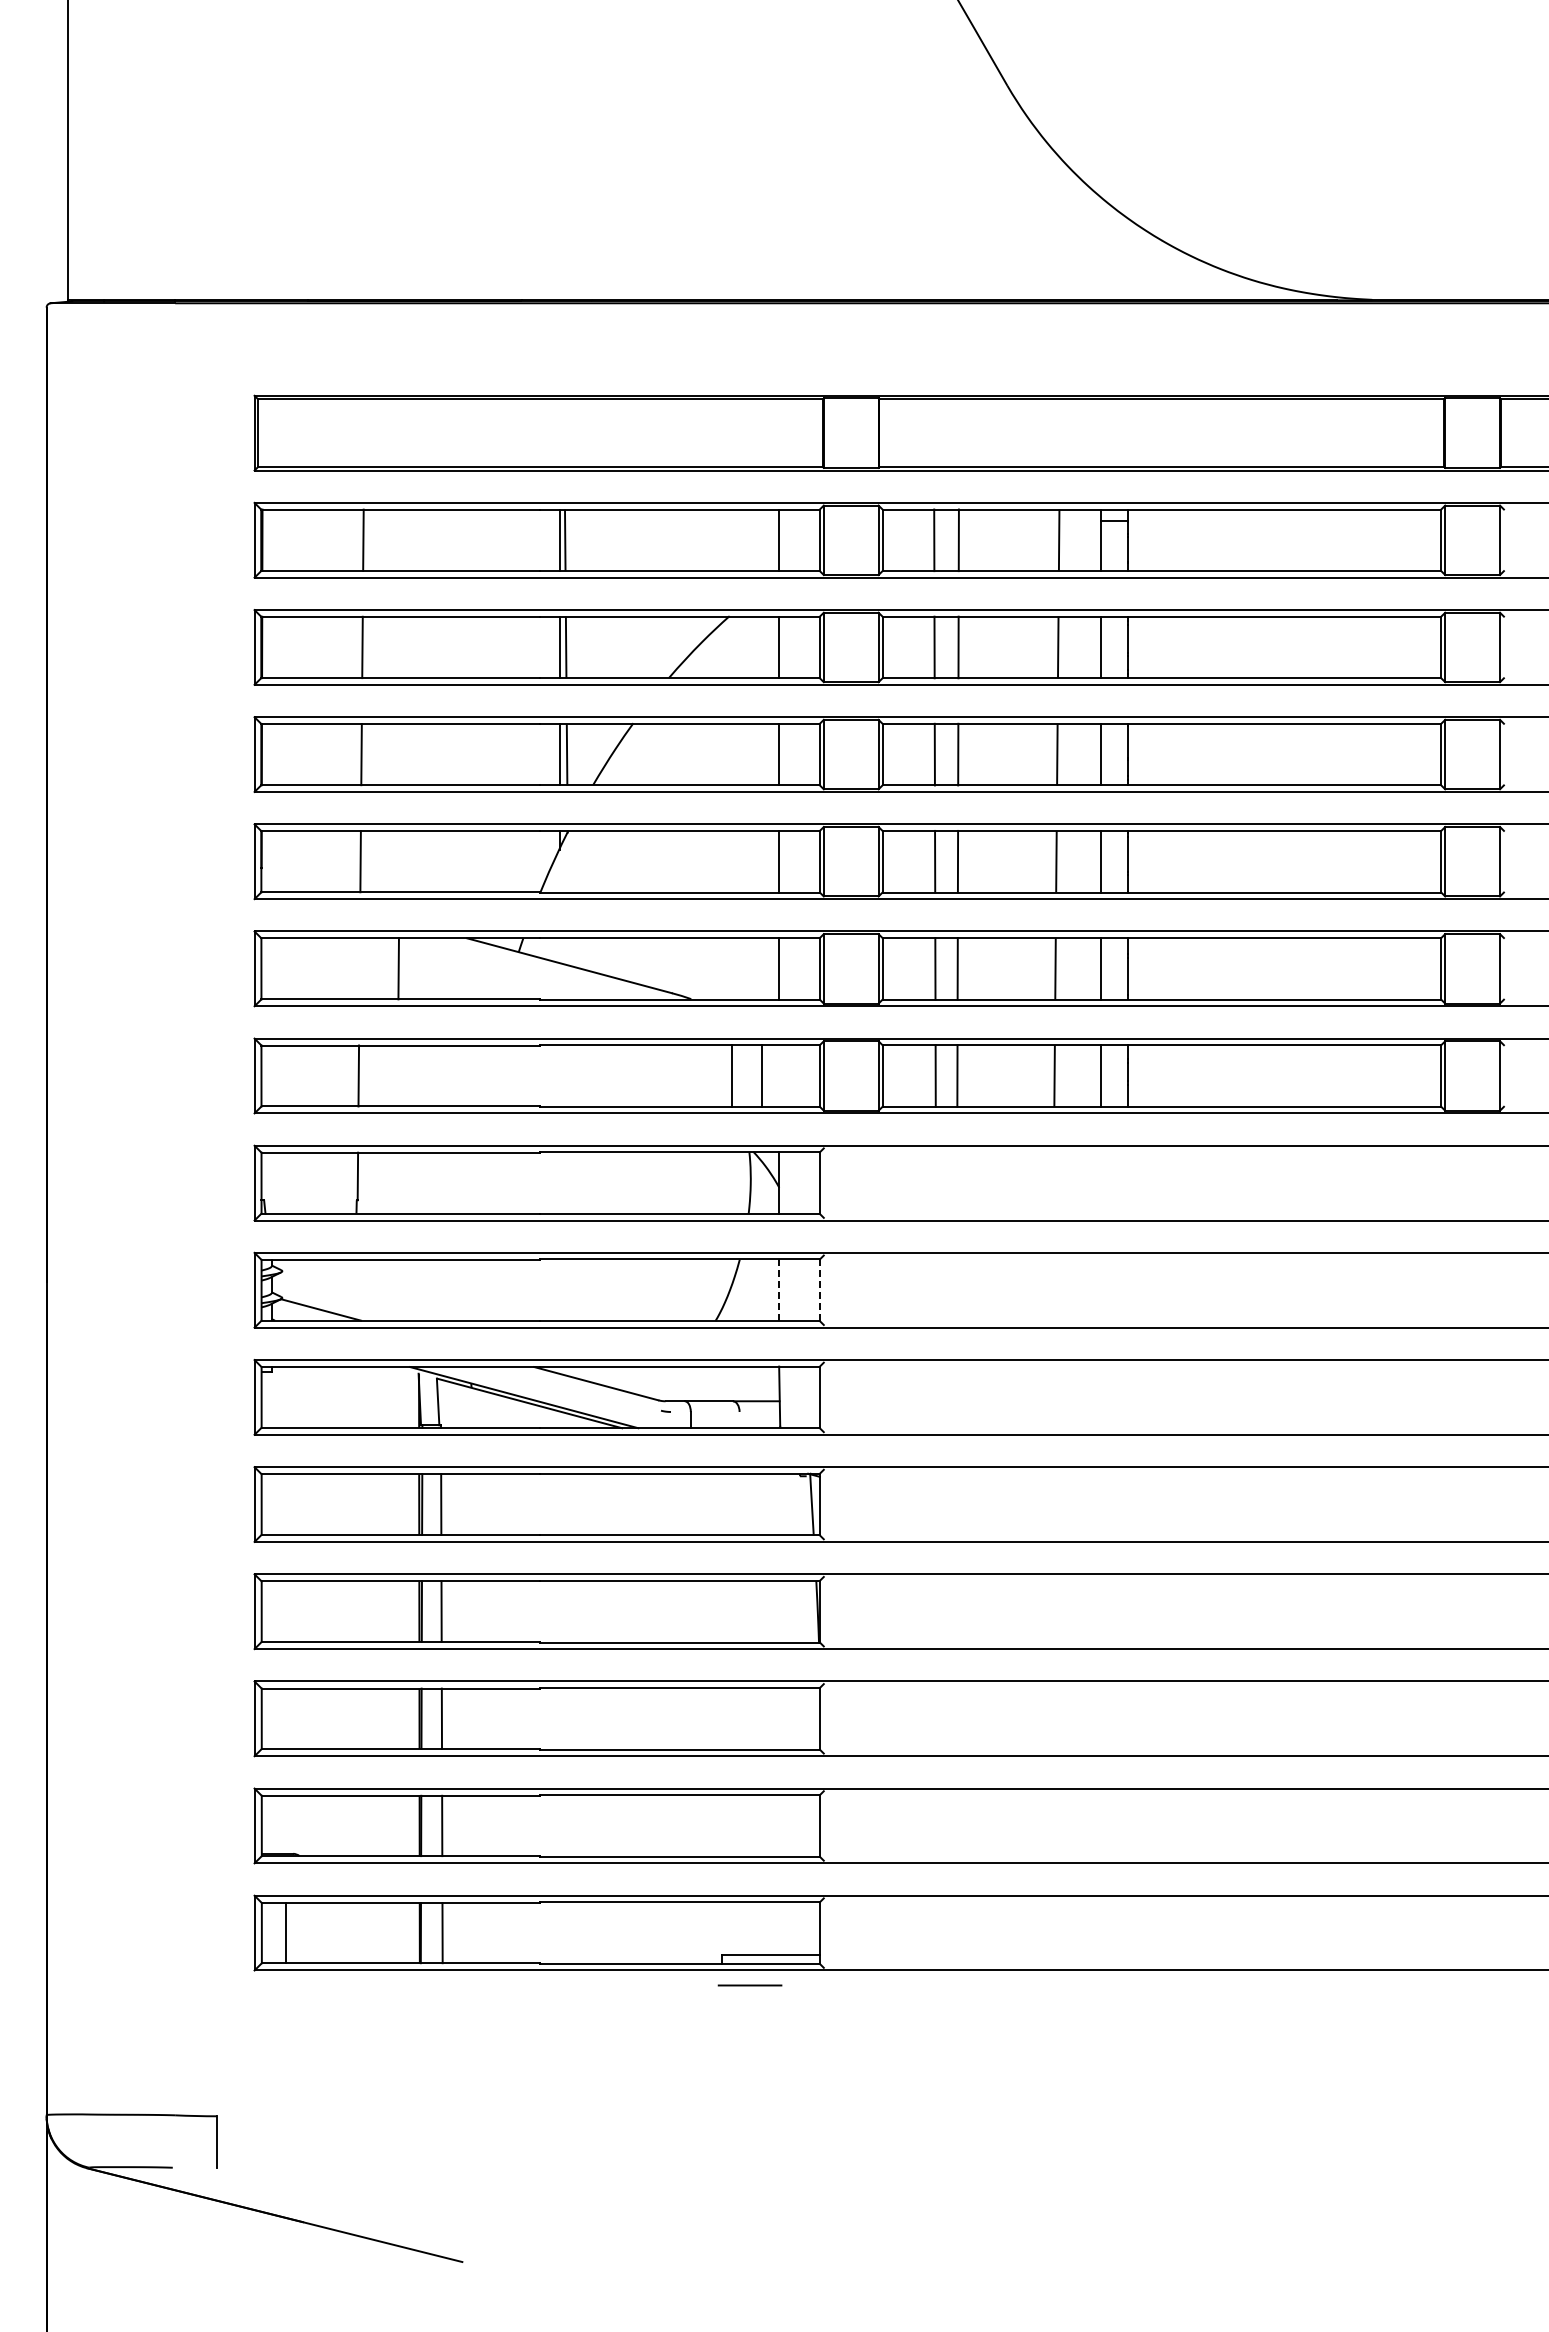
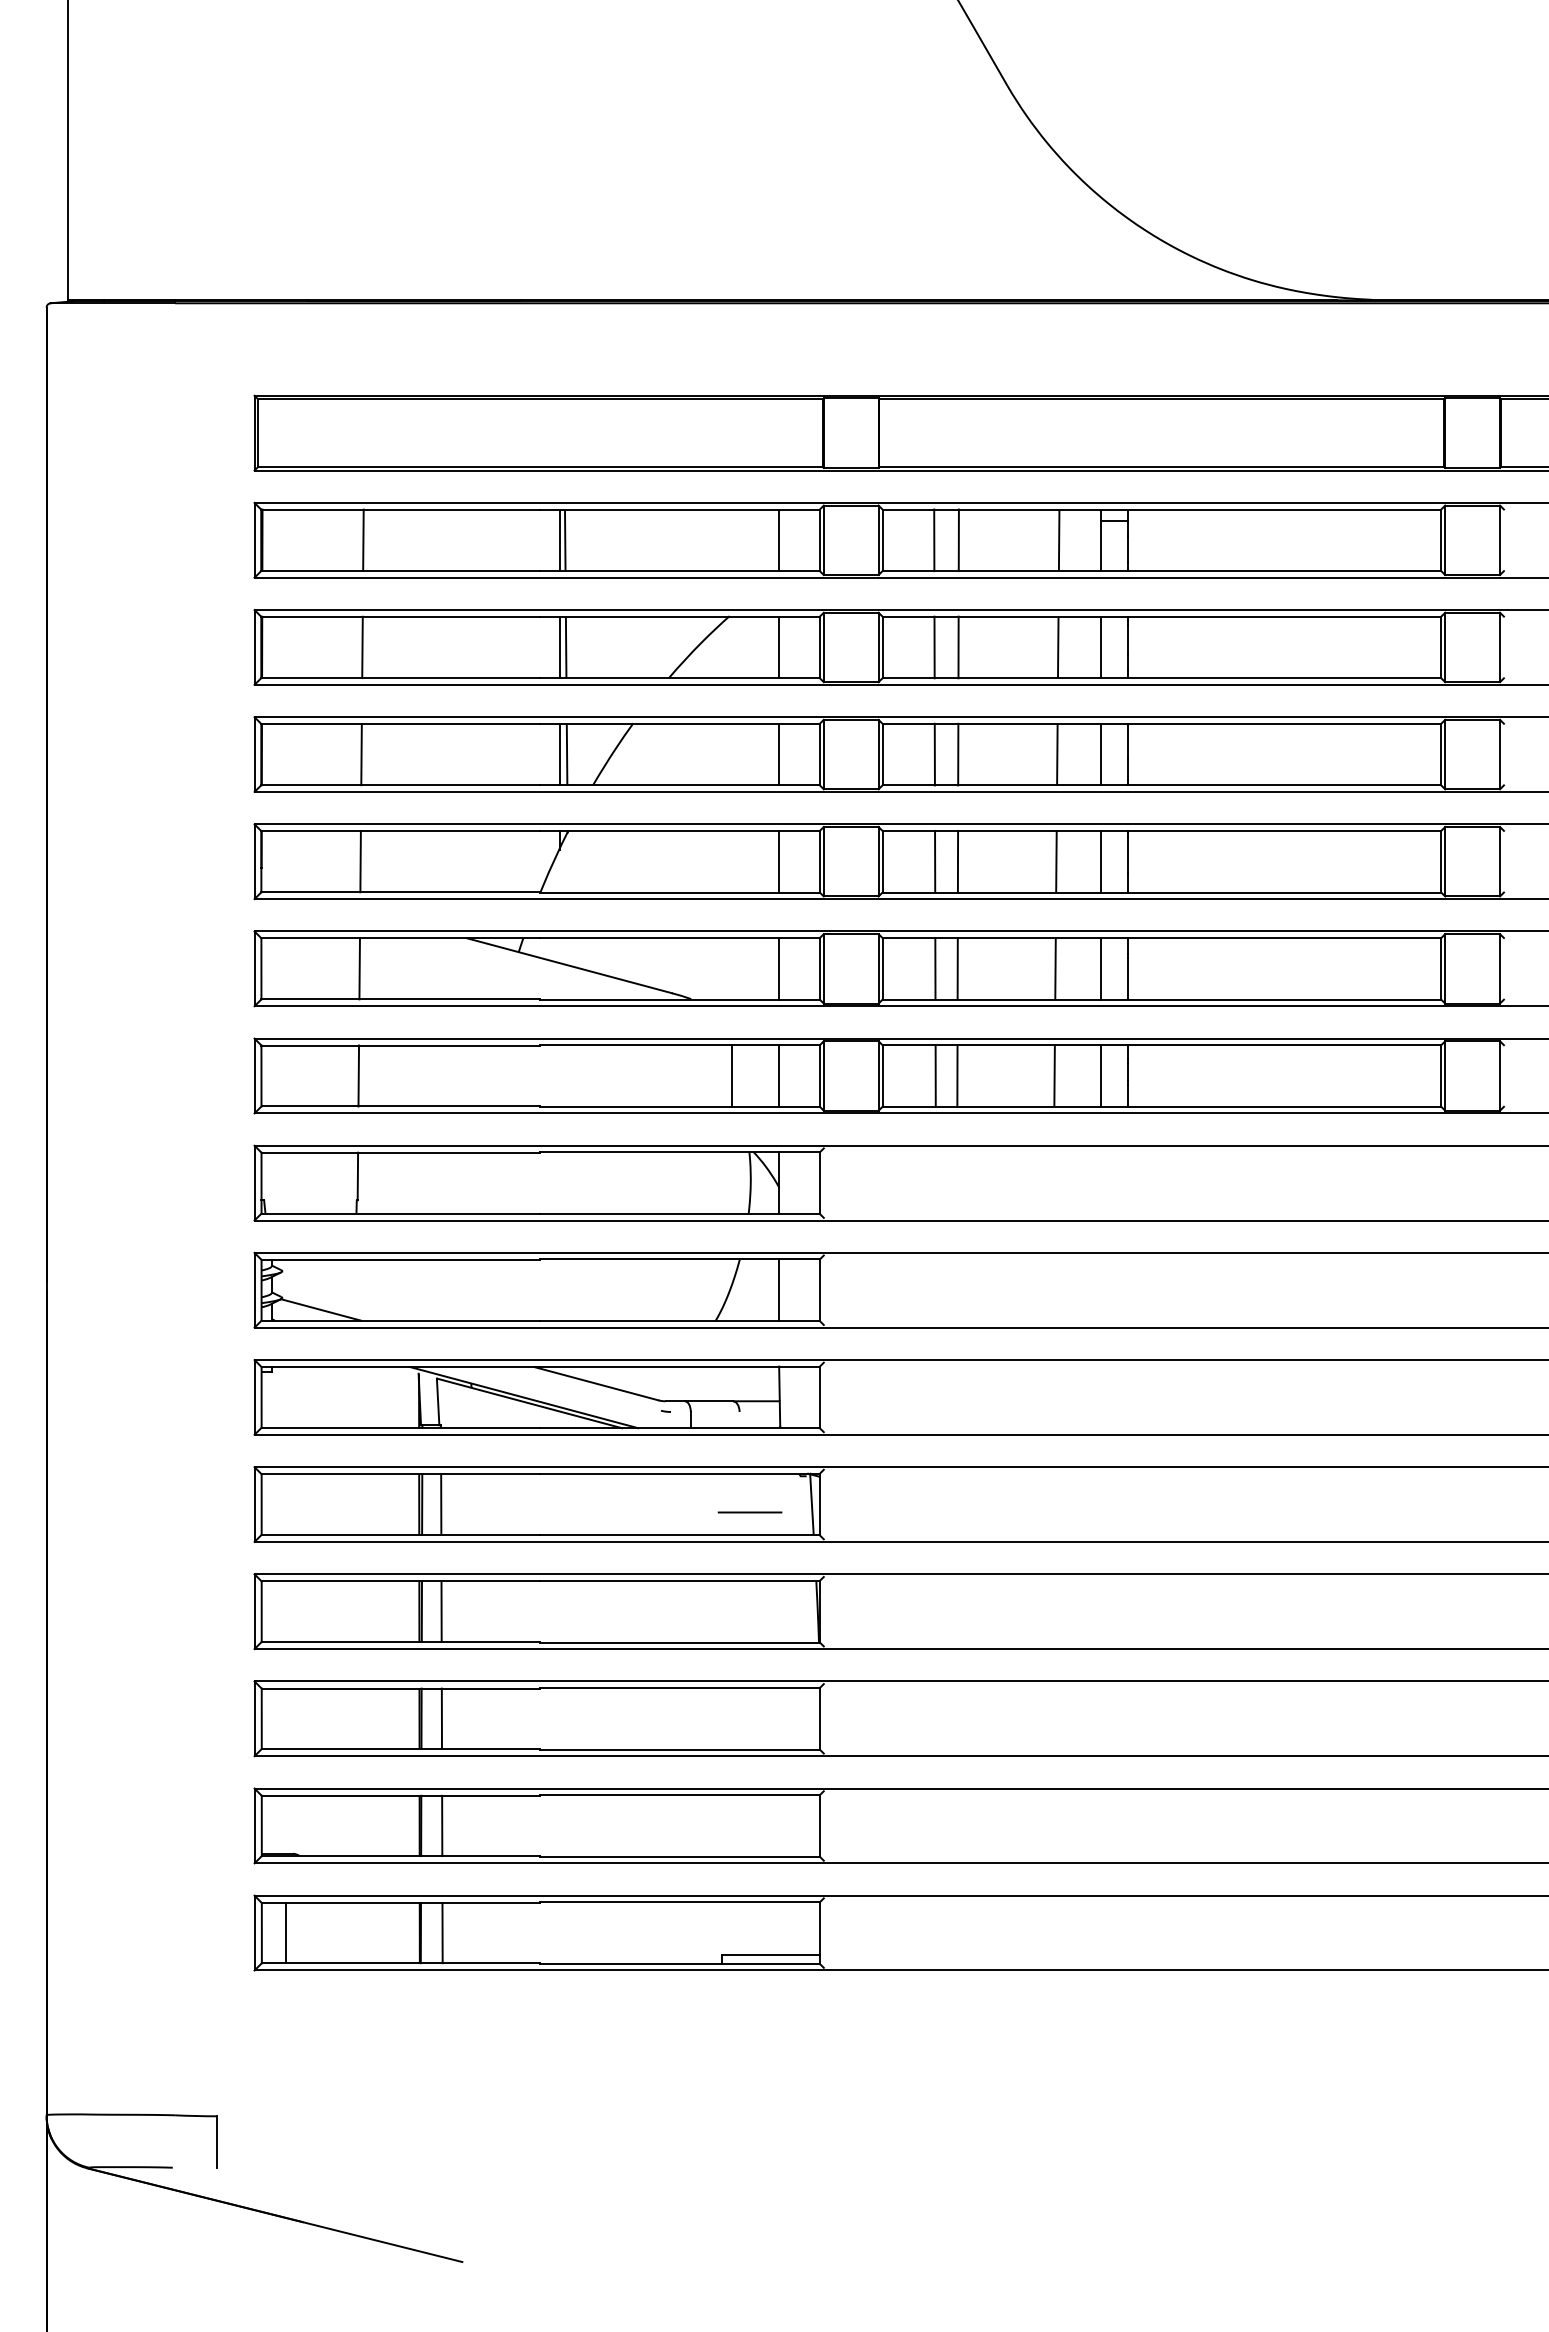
line position: (398, 968) -> (359, 968) (359, 968)
line position: (761, 1075) -> (778, 1075) (778, 1075)
line: dashed -> solid (778, 1290)
line: dashed -> solid (819, 1290)
line position: (749, 1985) -> (749, 1512) (749, 1512)
